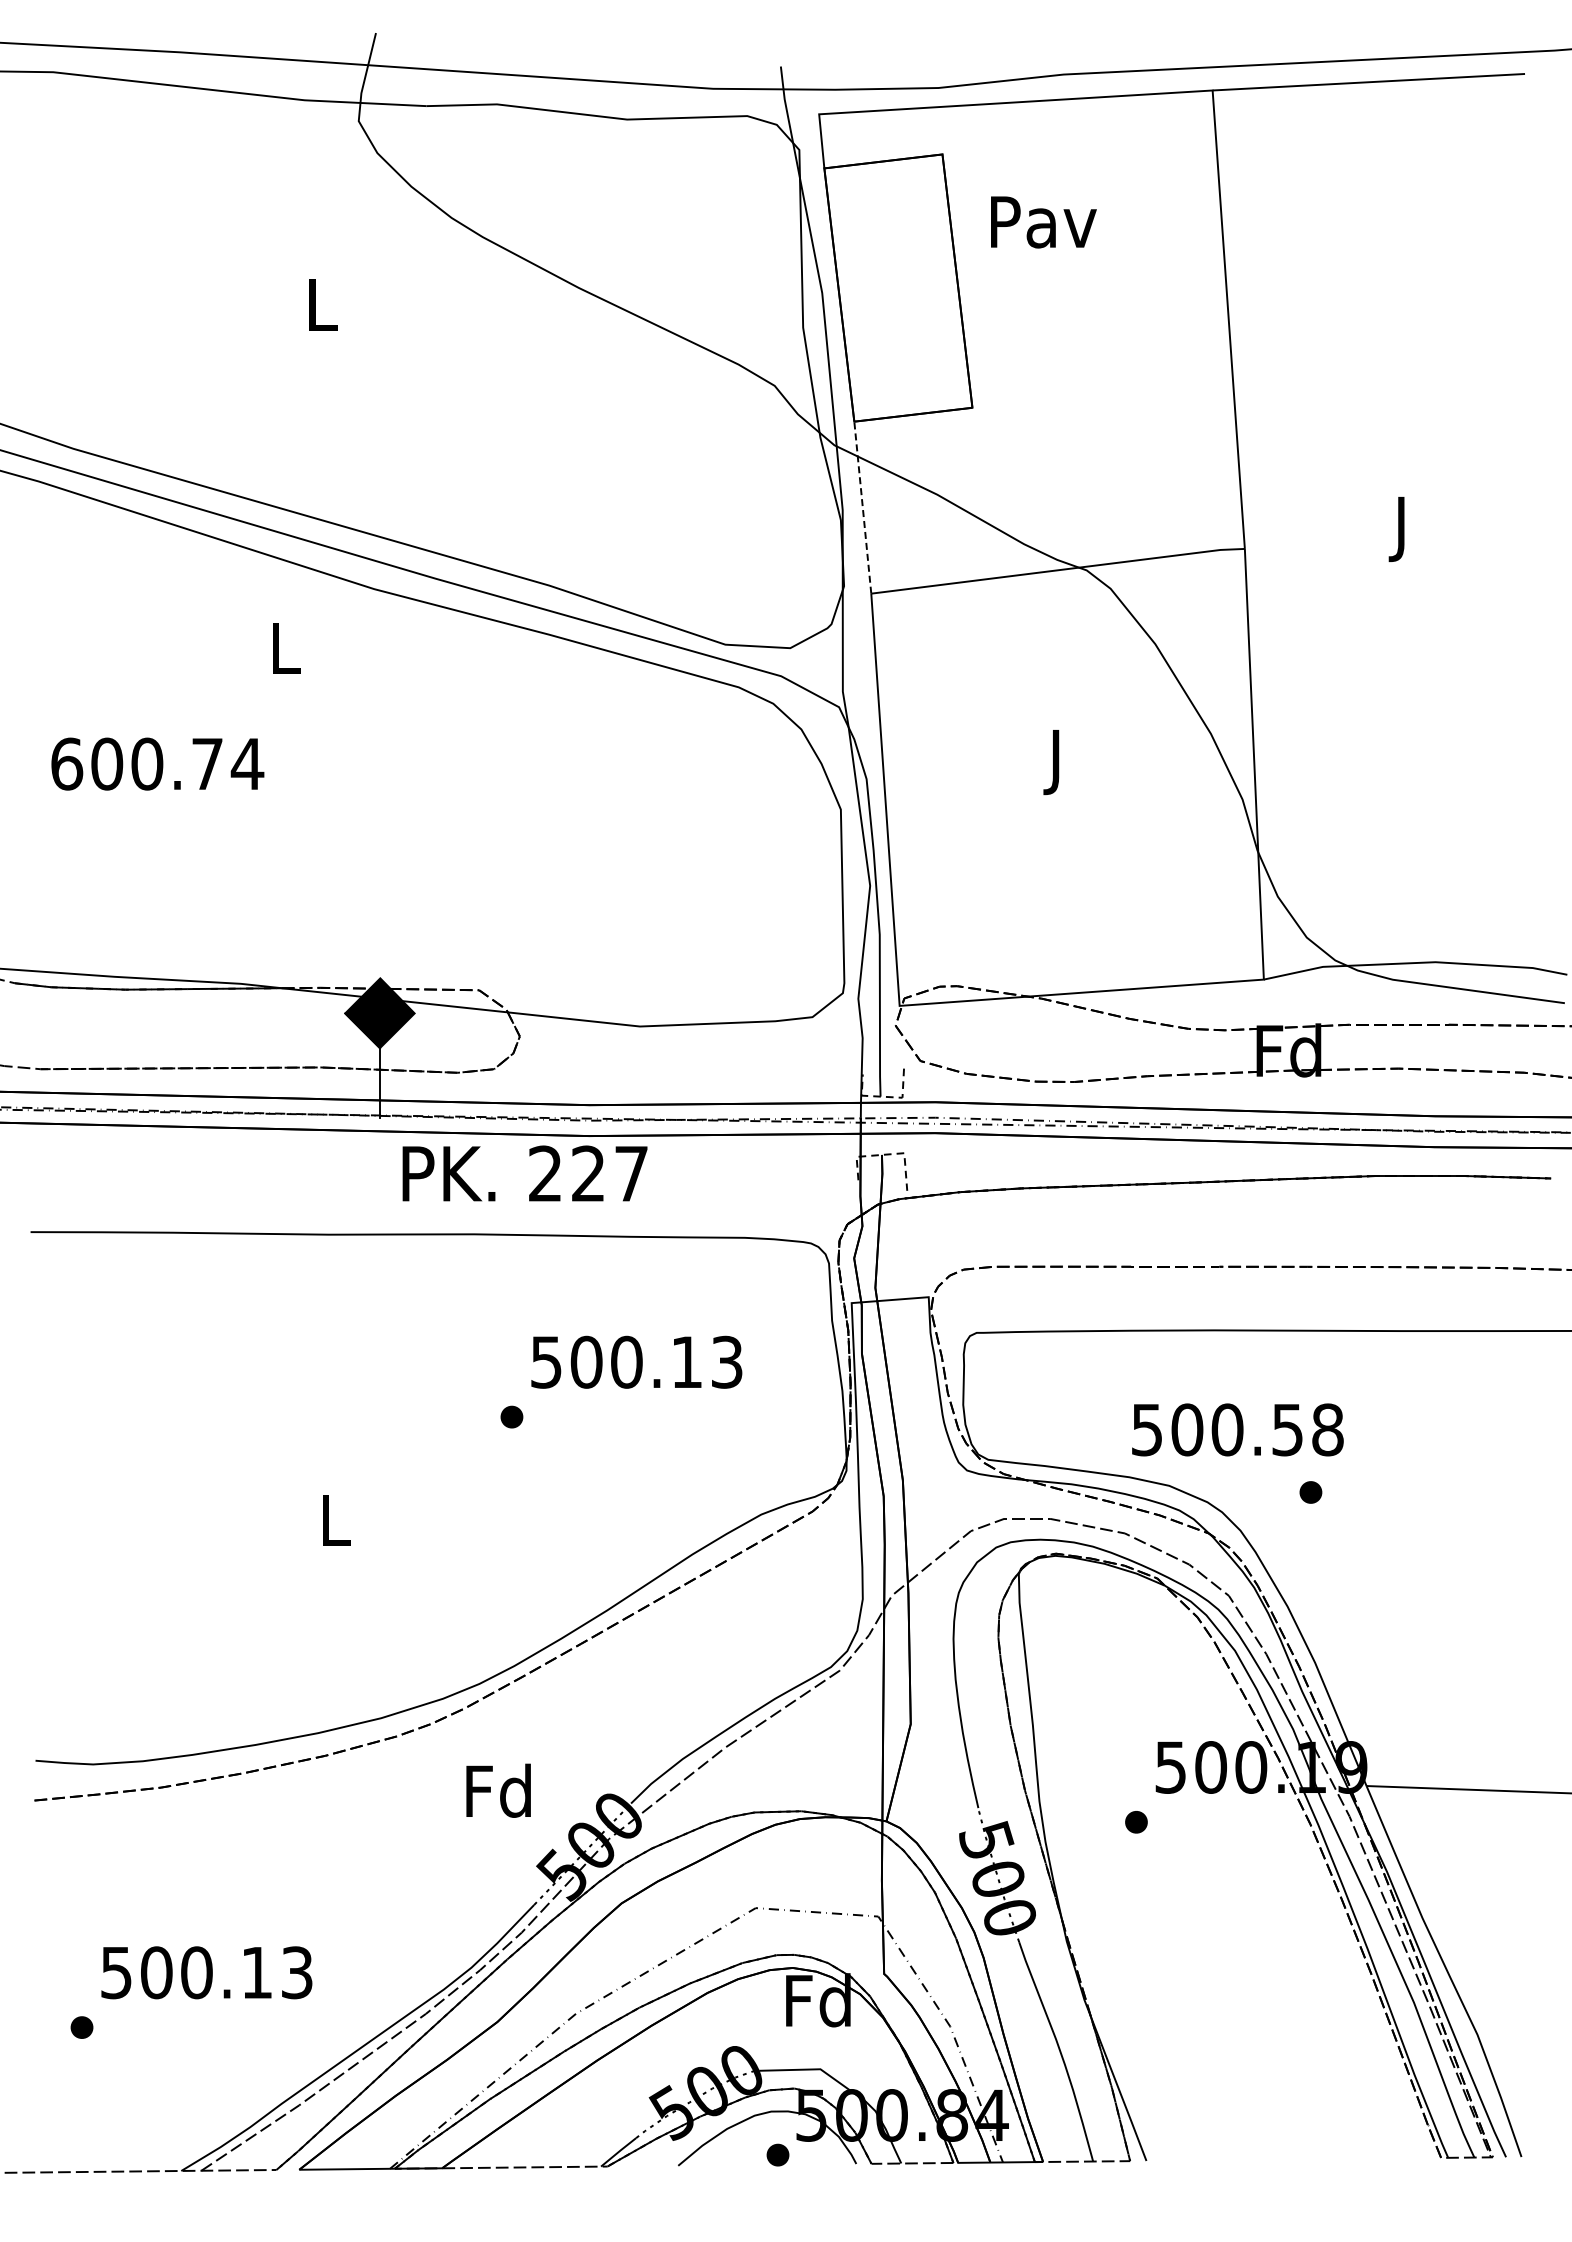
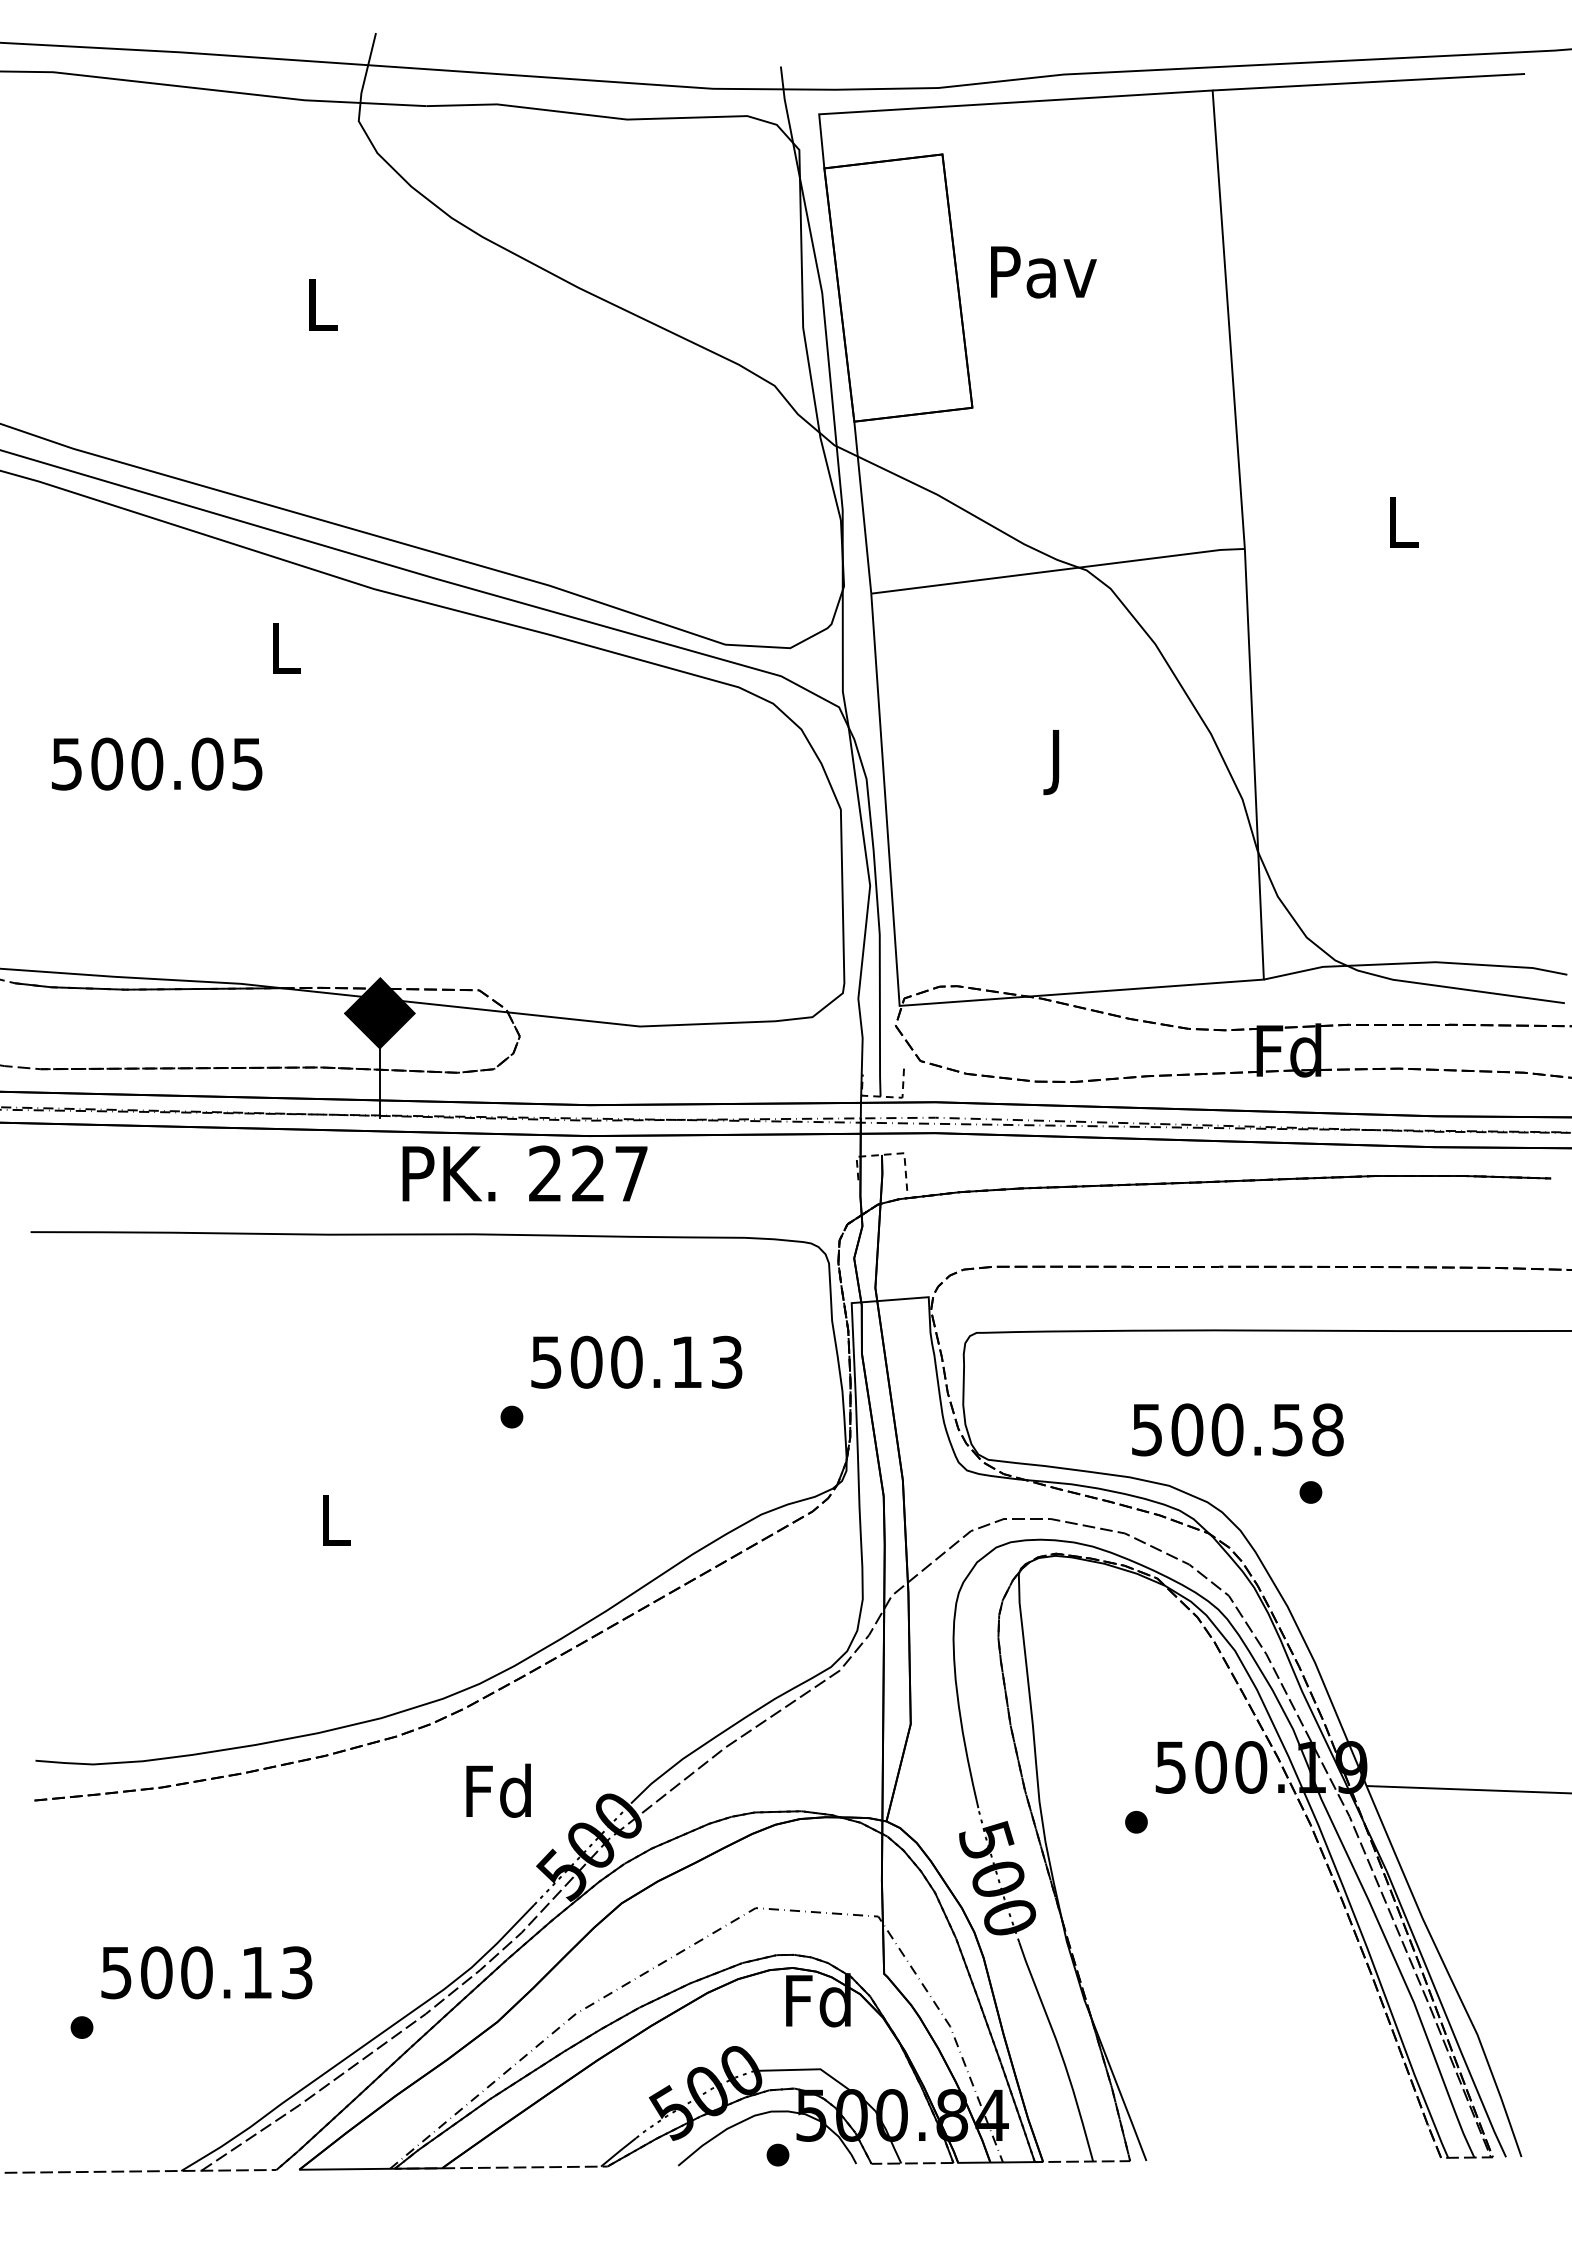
text position: (1043, 222) -> (1043, 272) (1043, 272)
line: dashed -> solid (862, 507)
text: J -> L (1403, 529)
text: 600.74 -> 500.05 (157, 763)
